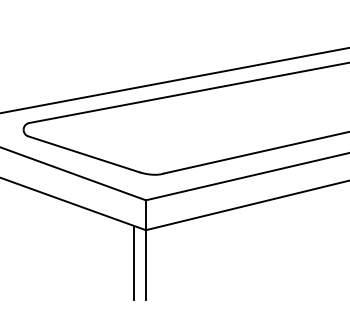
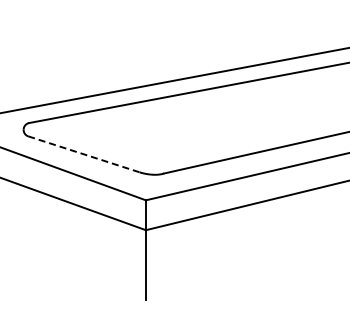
line: solid -> dashed (83, 154)
line: present -> none (134, 263)
